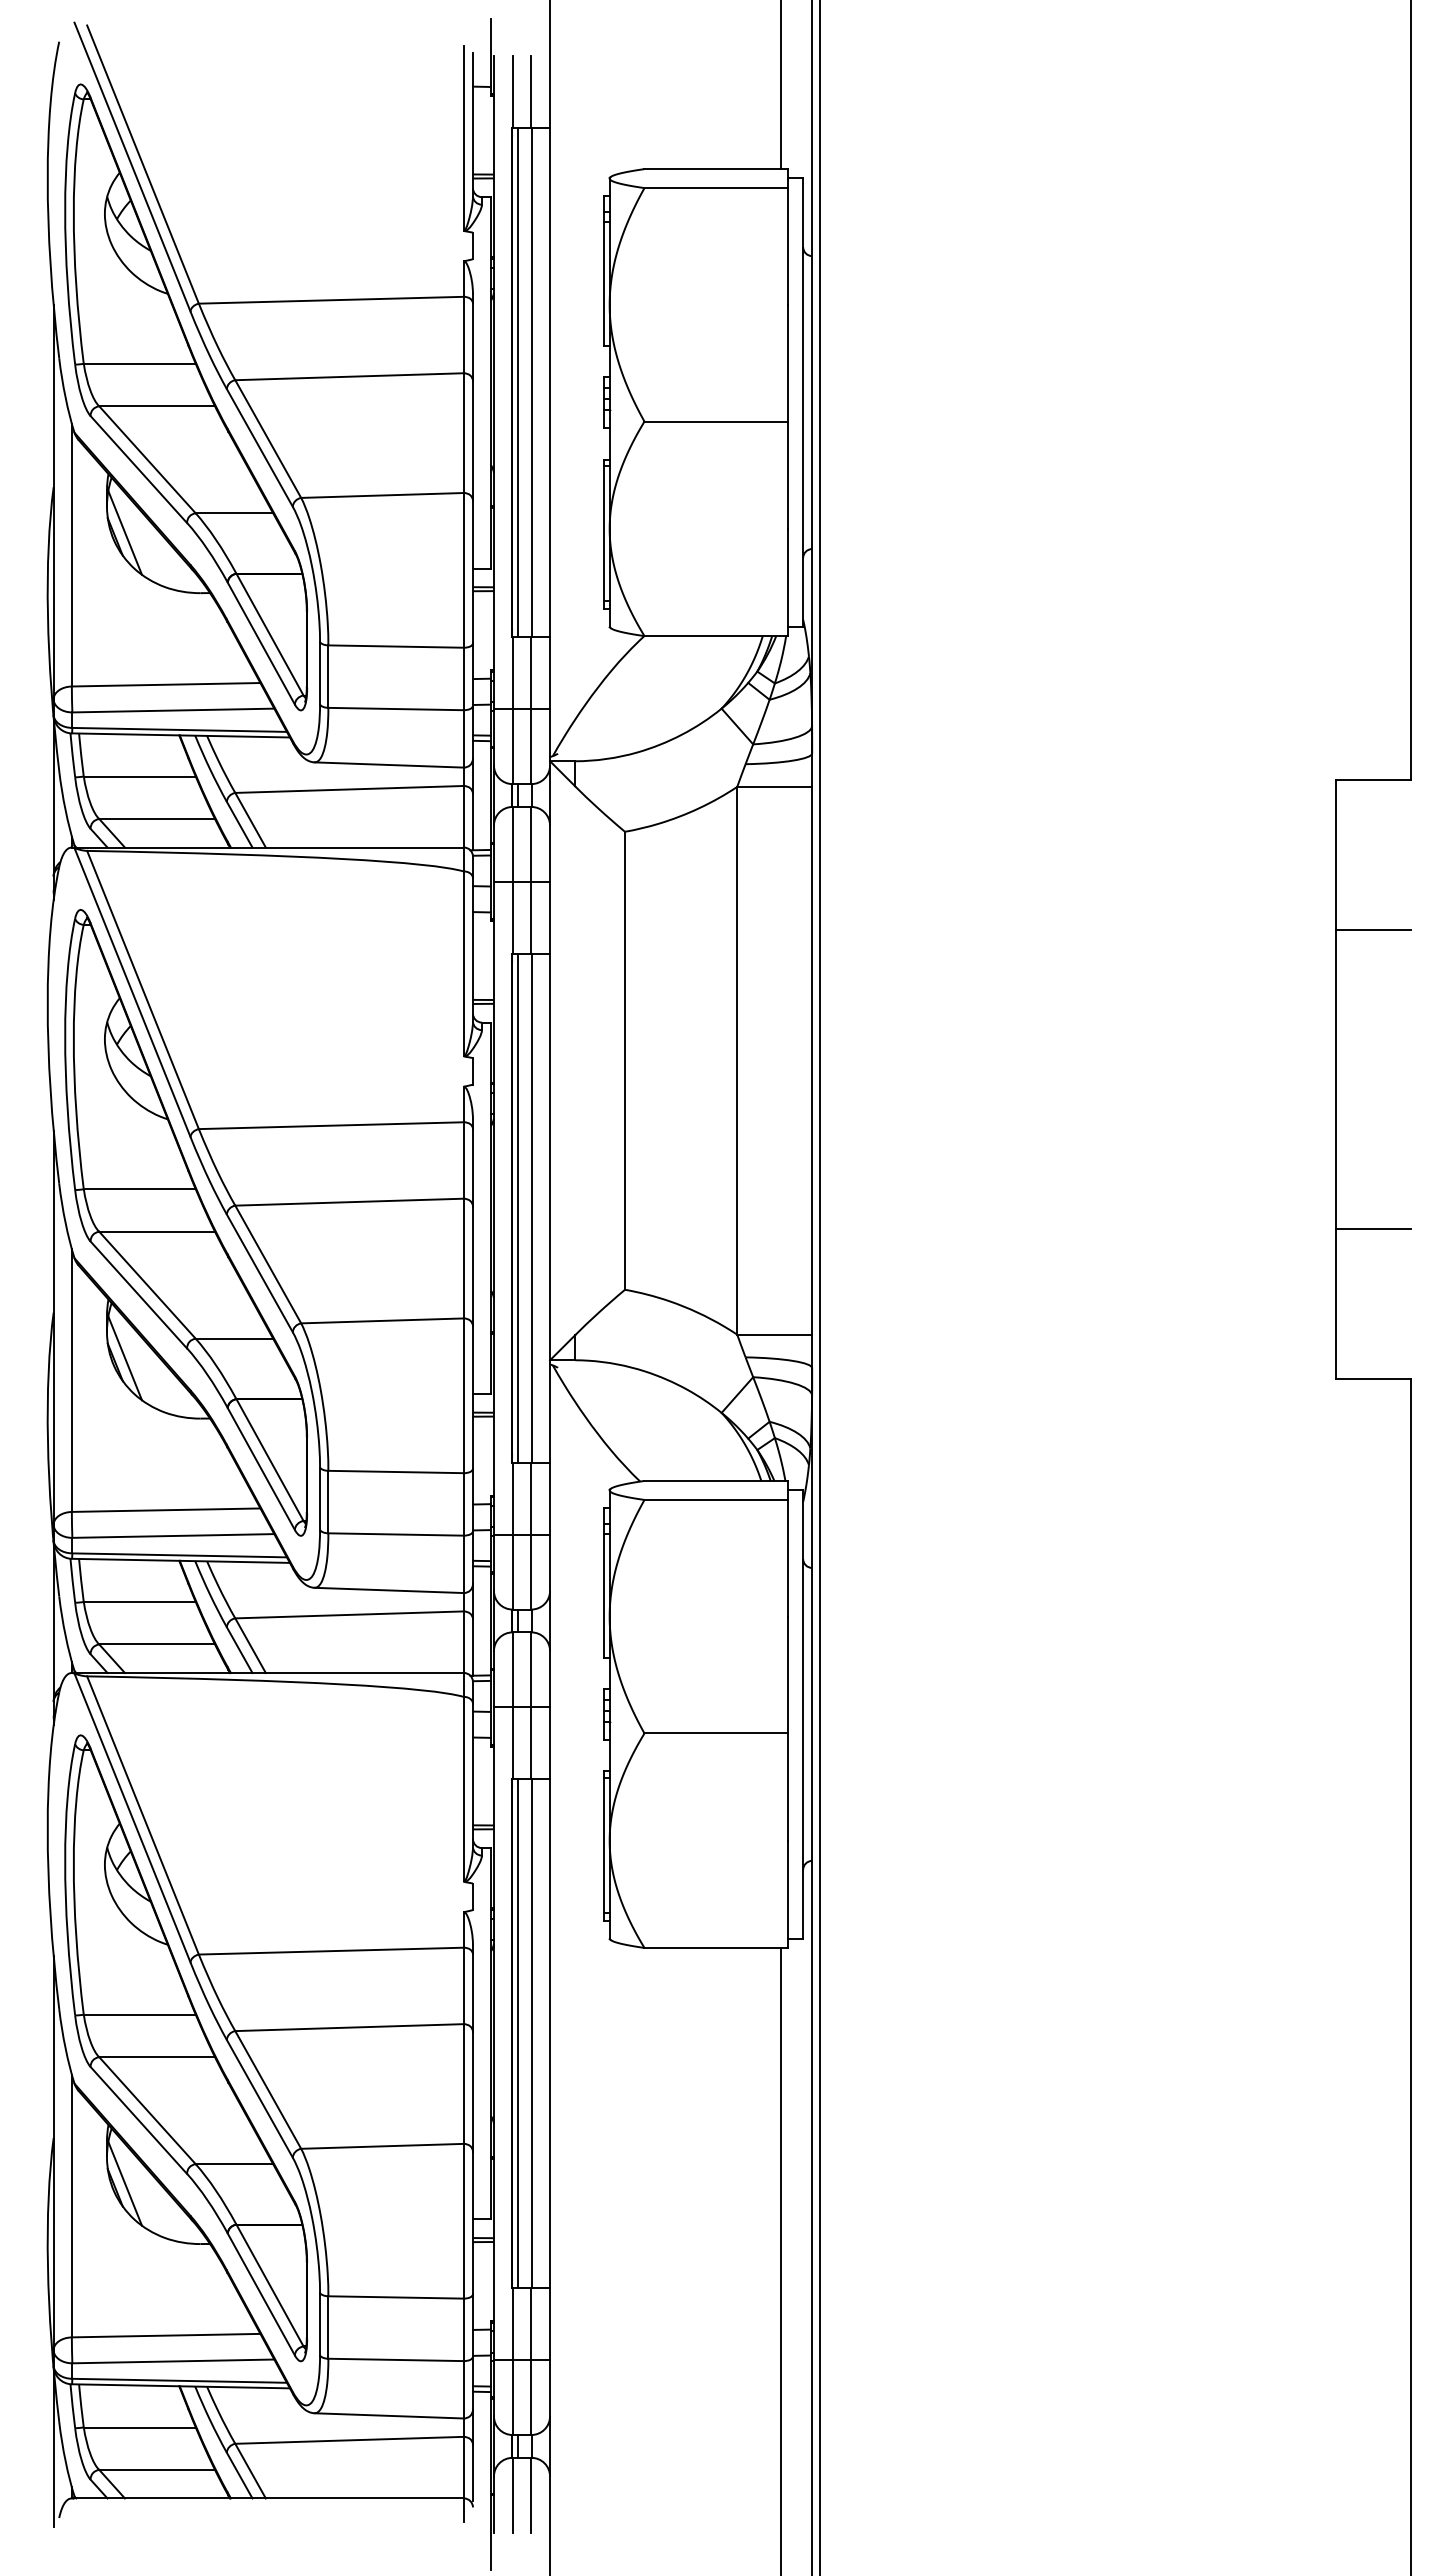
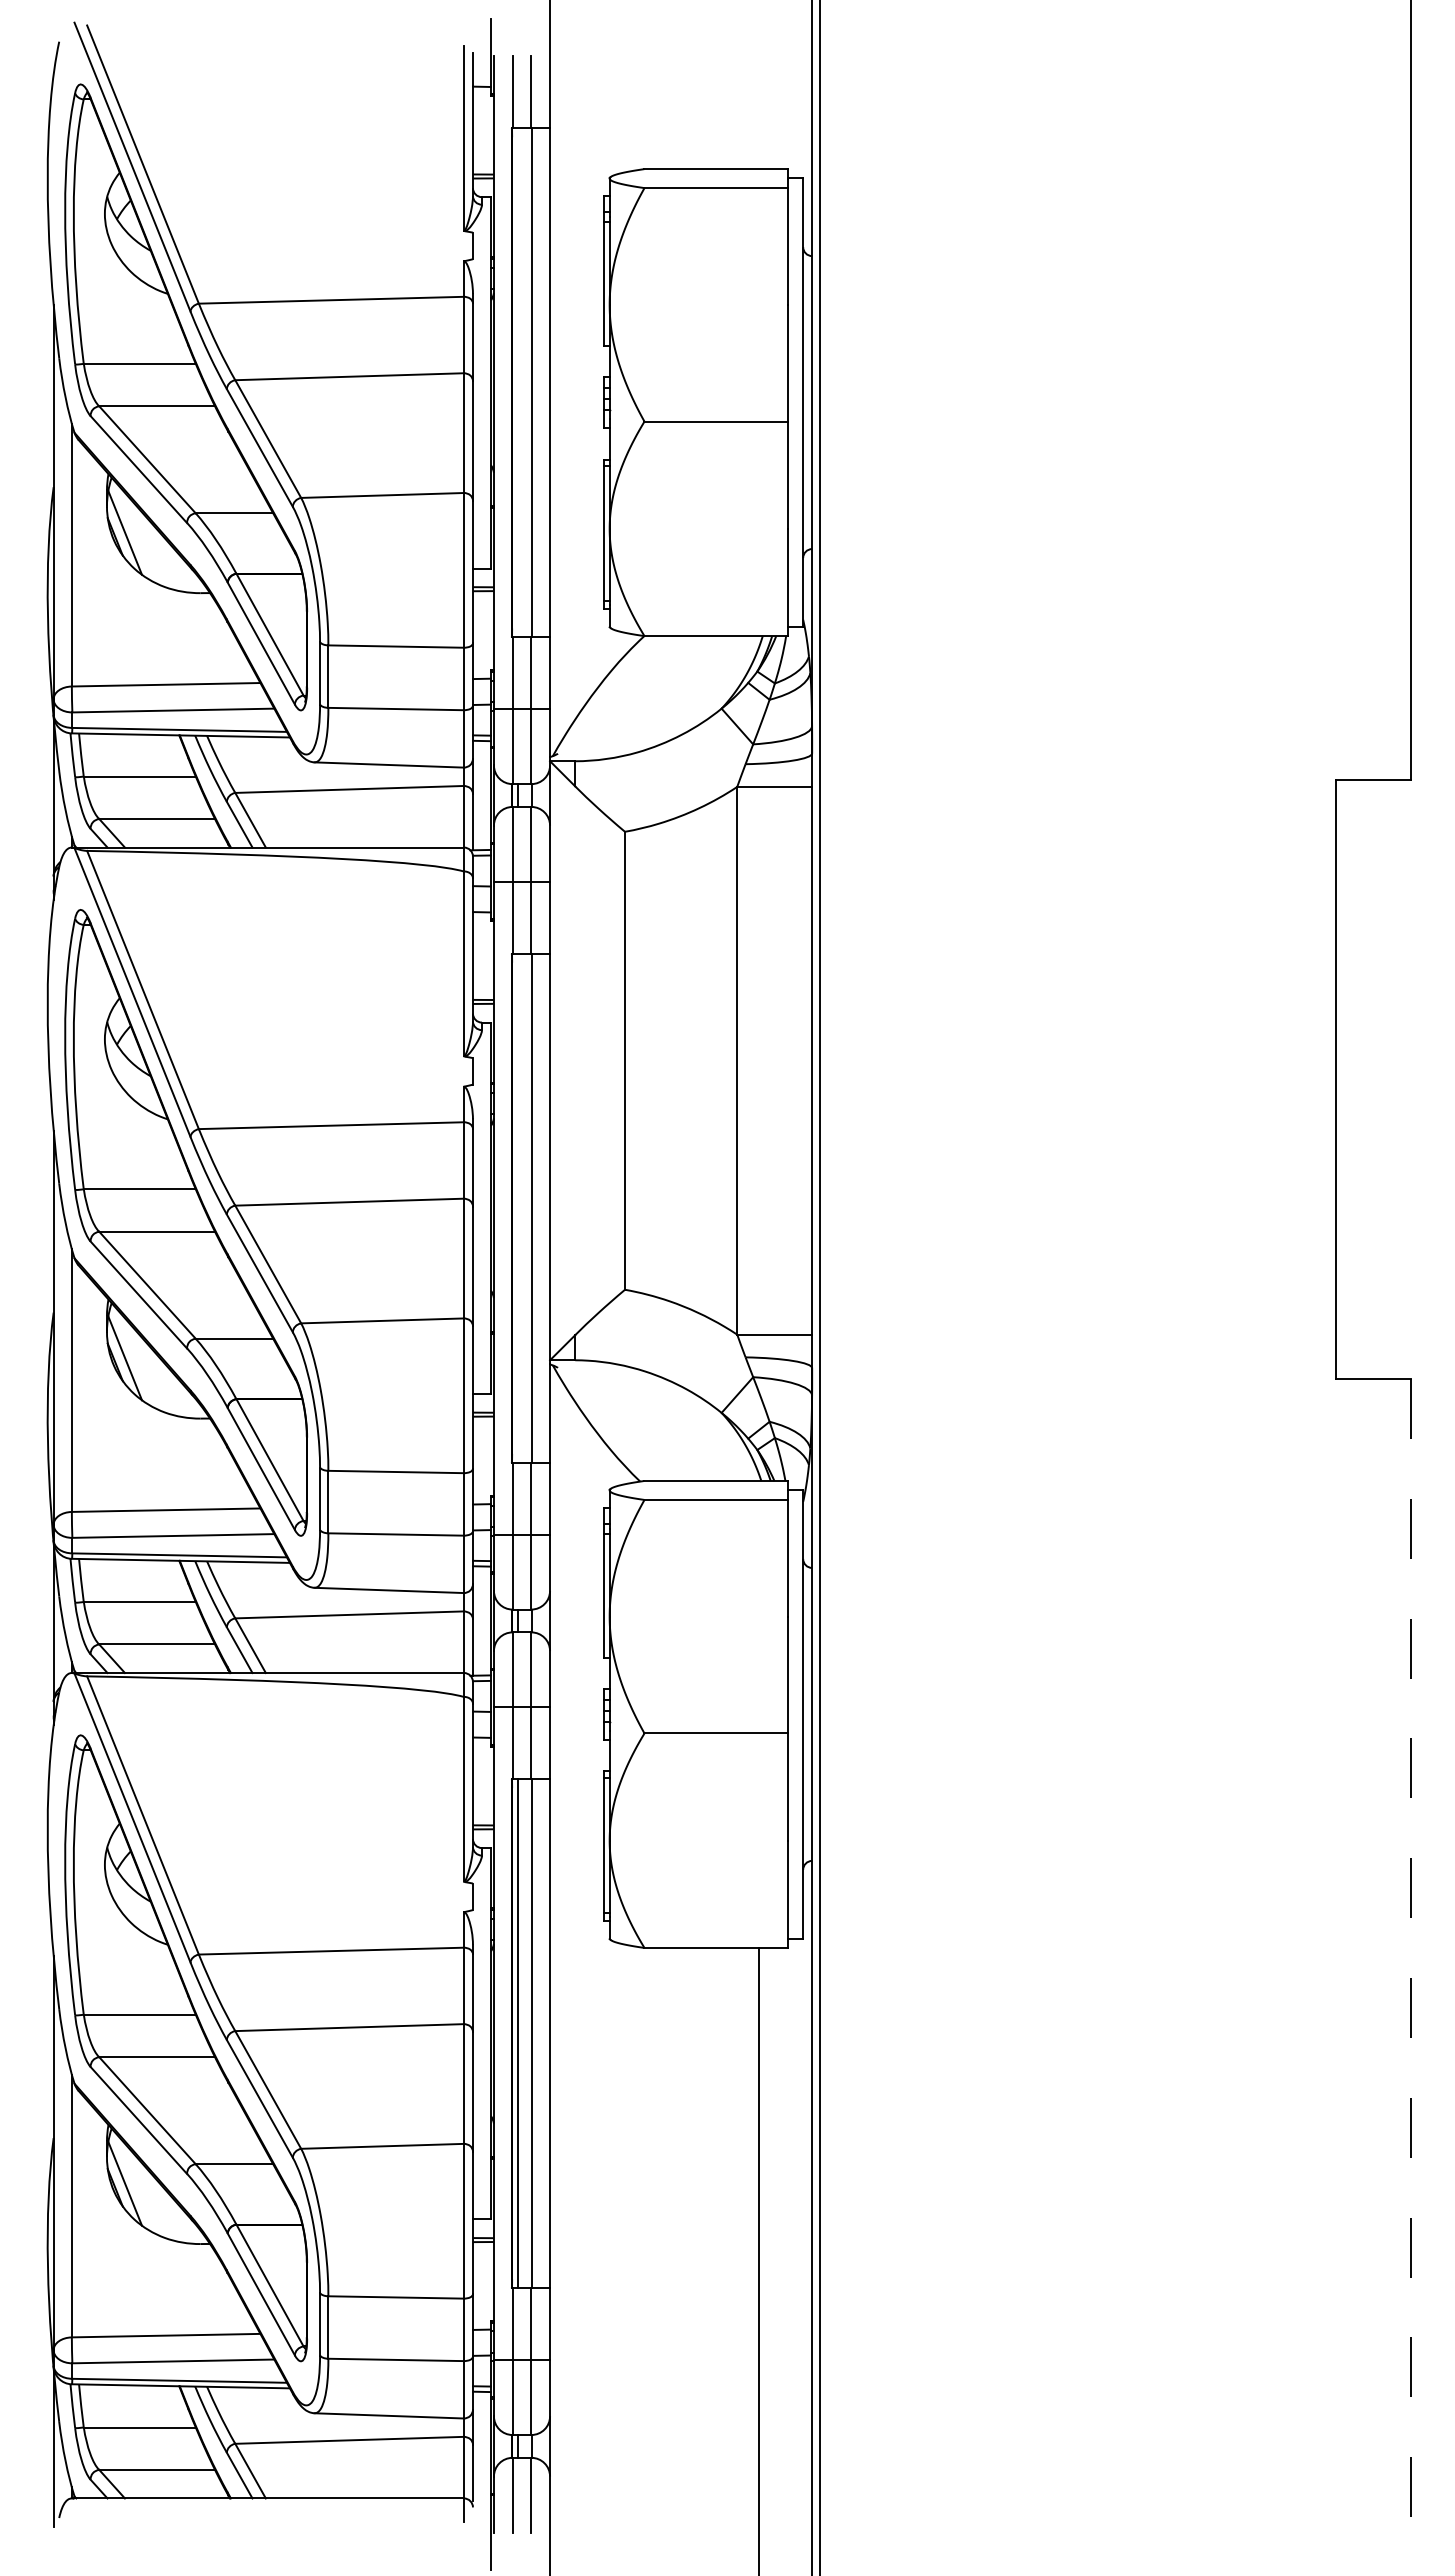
line: present -> none (781, 85)
line: present -> none (517, 382)
line: present -> none (1373, 929)
line: present -> none (517, 1207)
line: present -> none (1373, 1229)
line: solid -> dashed (1411, 1976)
line position: (781, 2259) -> (759, 2259) (759, 2259)
